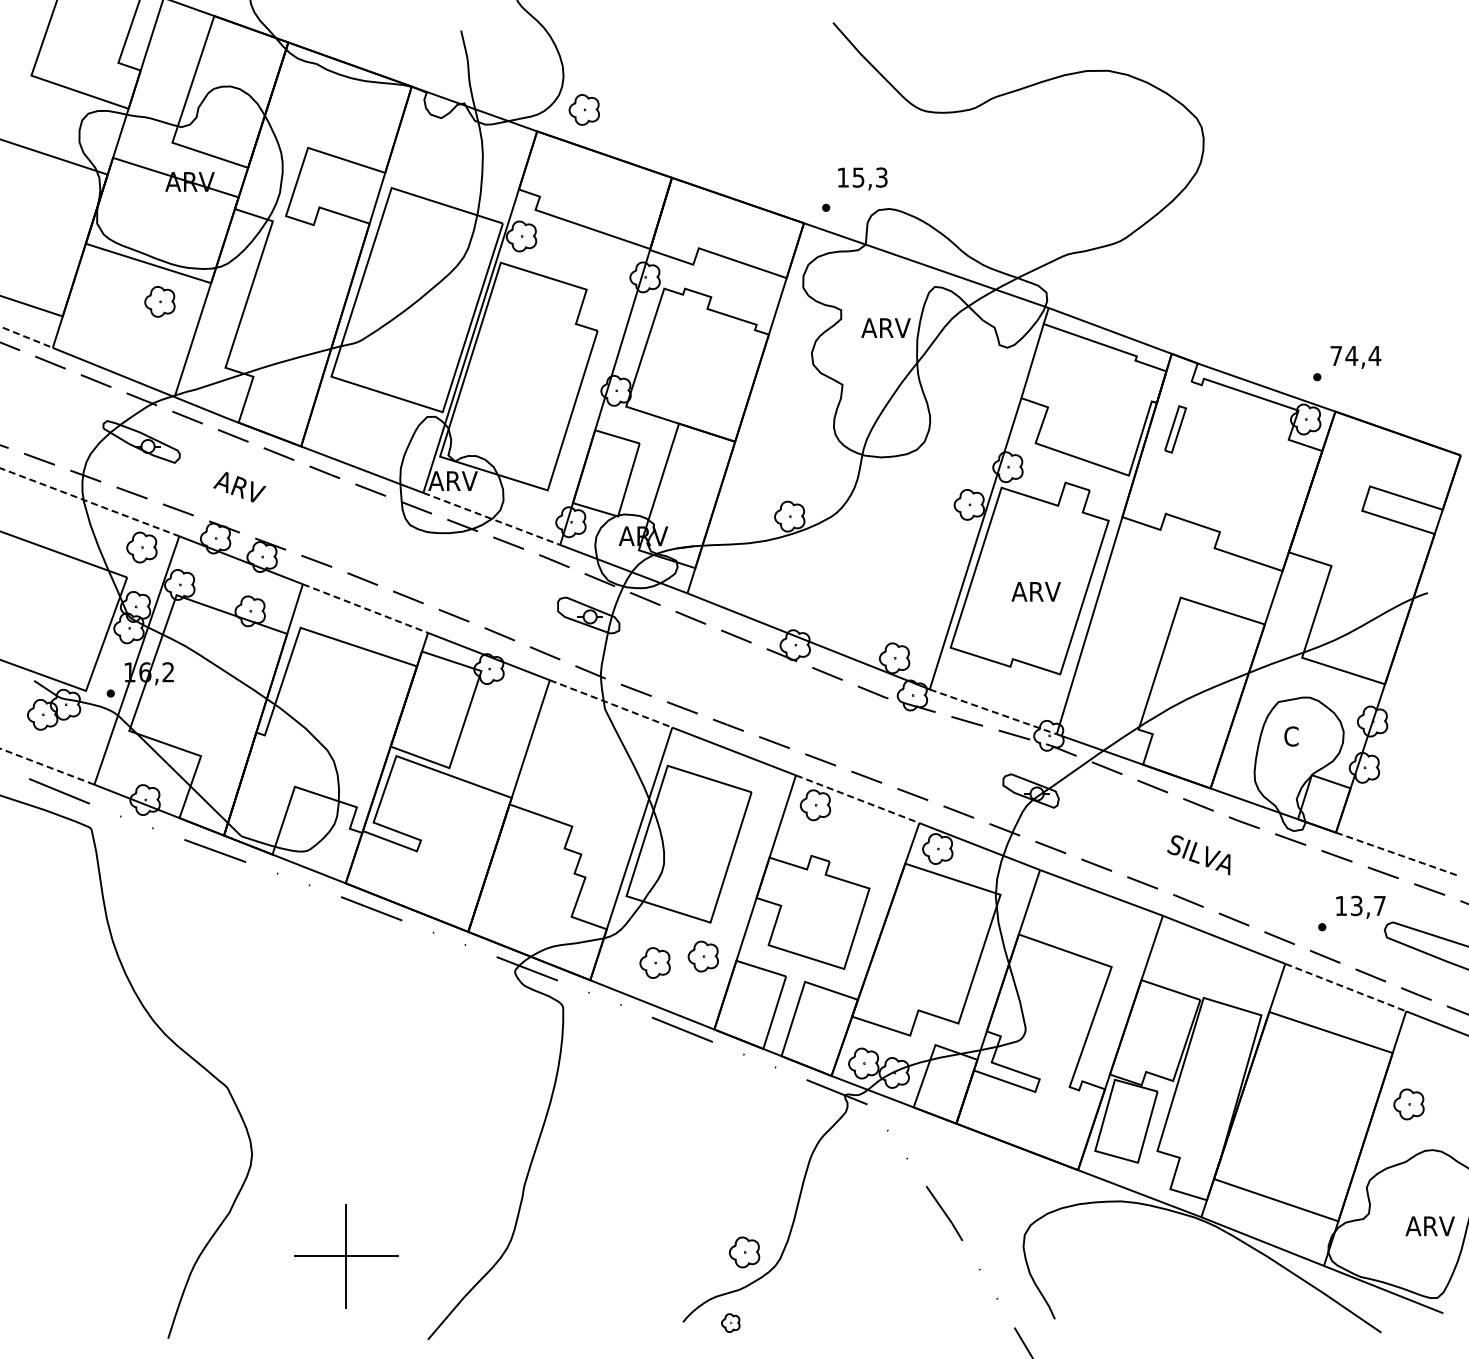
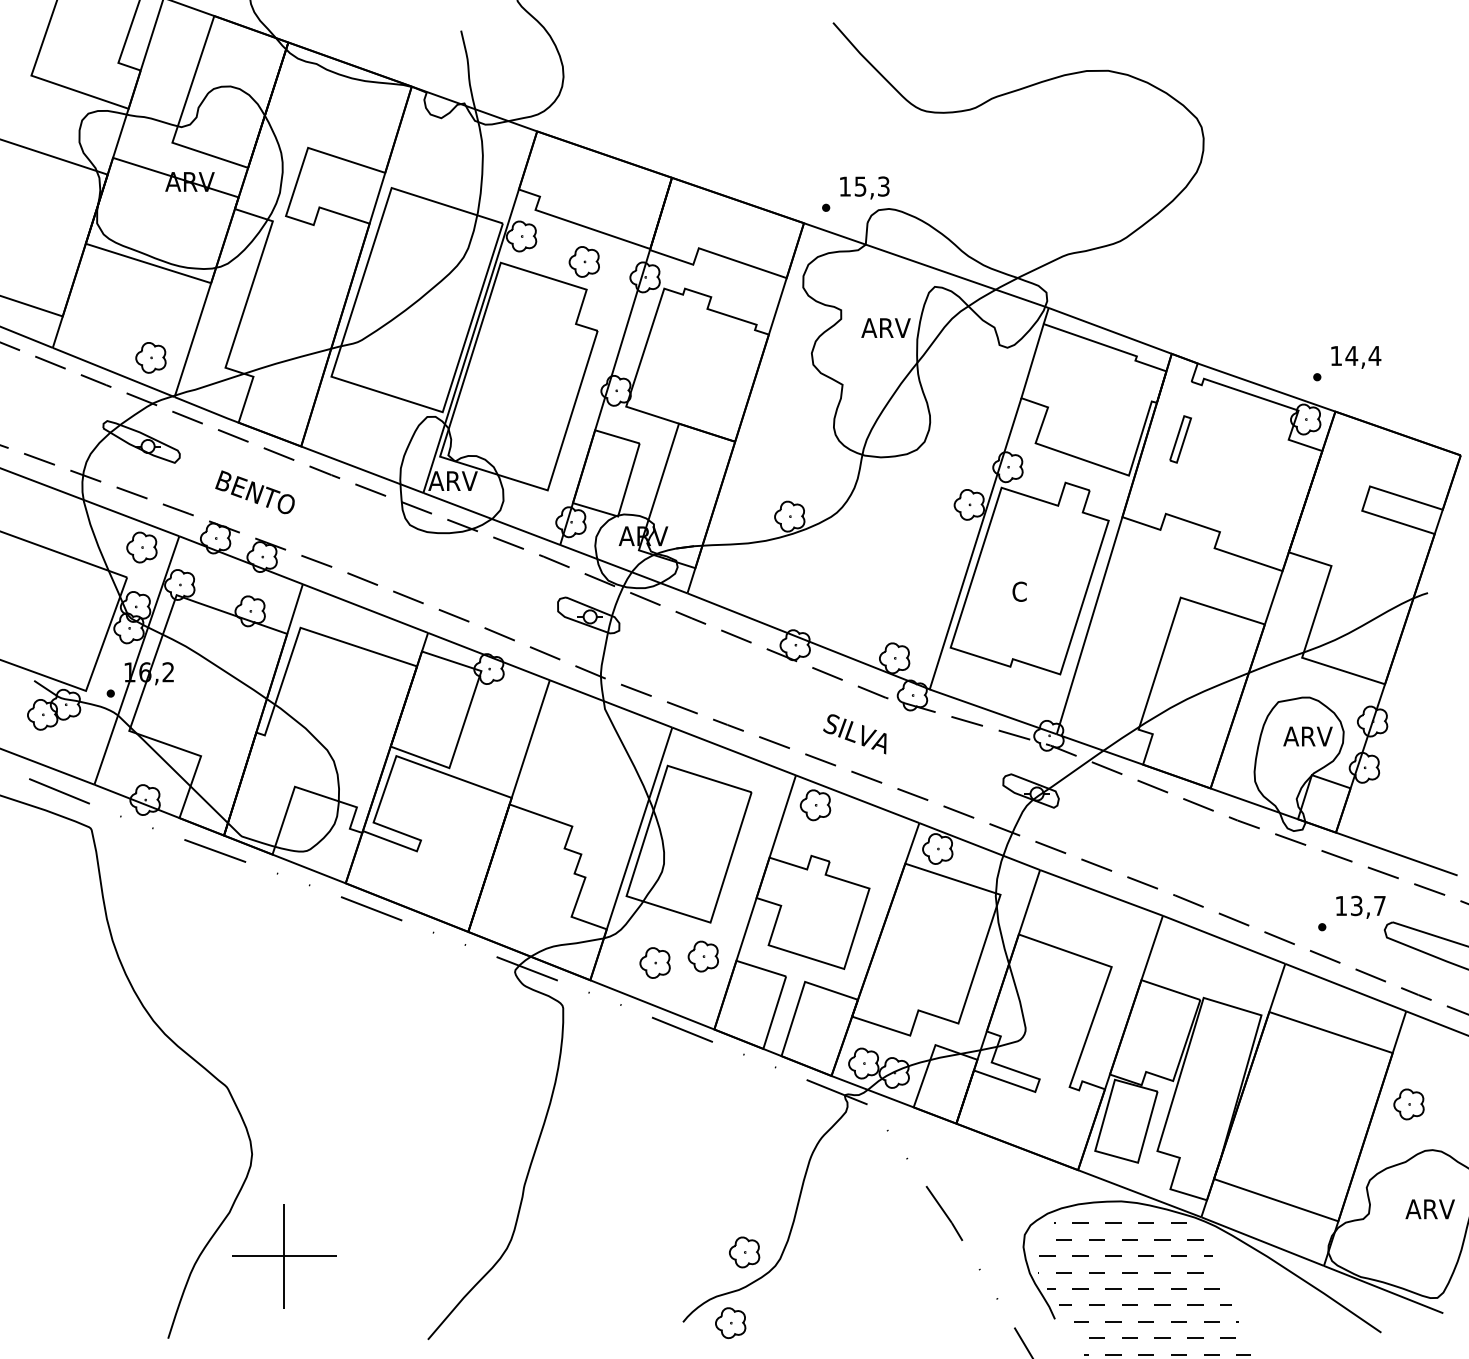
part position: (583, 109) -> (583, 261) (583, 261)
text position: (862, 178) -> (864, 187) (864, 187)
part position: (159, 301) -> (150, 357) (150, 357)
line: dashed -> solid (26, 337)
text: 74,4 -> 14,4 (1335, 355)
part position: (1175, 429) -> (1180, 439) (1180, 439)
text: ARV -> BENTO (253, 492)
line: dashed -> solid (89, 502)
line: dashed -> solid (492, 519)
text: ARV -> C (1035, 591)
line: dashed -> solid (365, 608)
line: dashed -> solid (611, 703)
line: dashed -> solid (991, 711)
text: C -> ARV (1307, 736)
line: dashed -> solid (46, 766)
line: dashed -> solid (858, 799)
line: dashed -> solid (1397, 854)
text position: (1198, 855) -> (854, 734) (854, 734)
line: dashed -> solid (1345, 987)
text position: (1429, 1226) -> (1429, 1209) (1429, 1209)
part position: (346, 1256) -> (284, 1256) (284, 1256)
hatch: none -> present (1143, 1288)
part size: 20x20 px -> 32x32 px (730, 1322)
